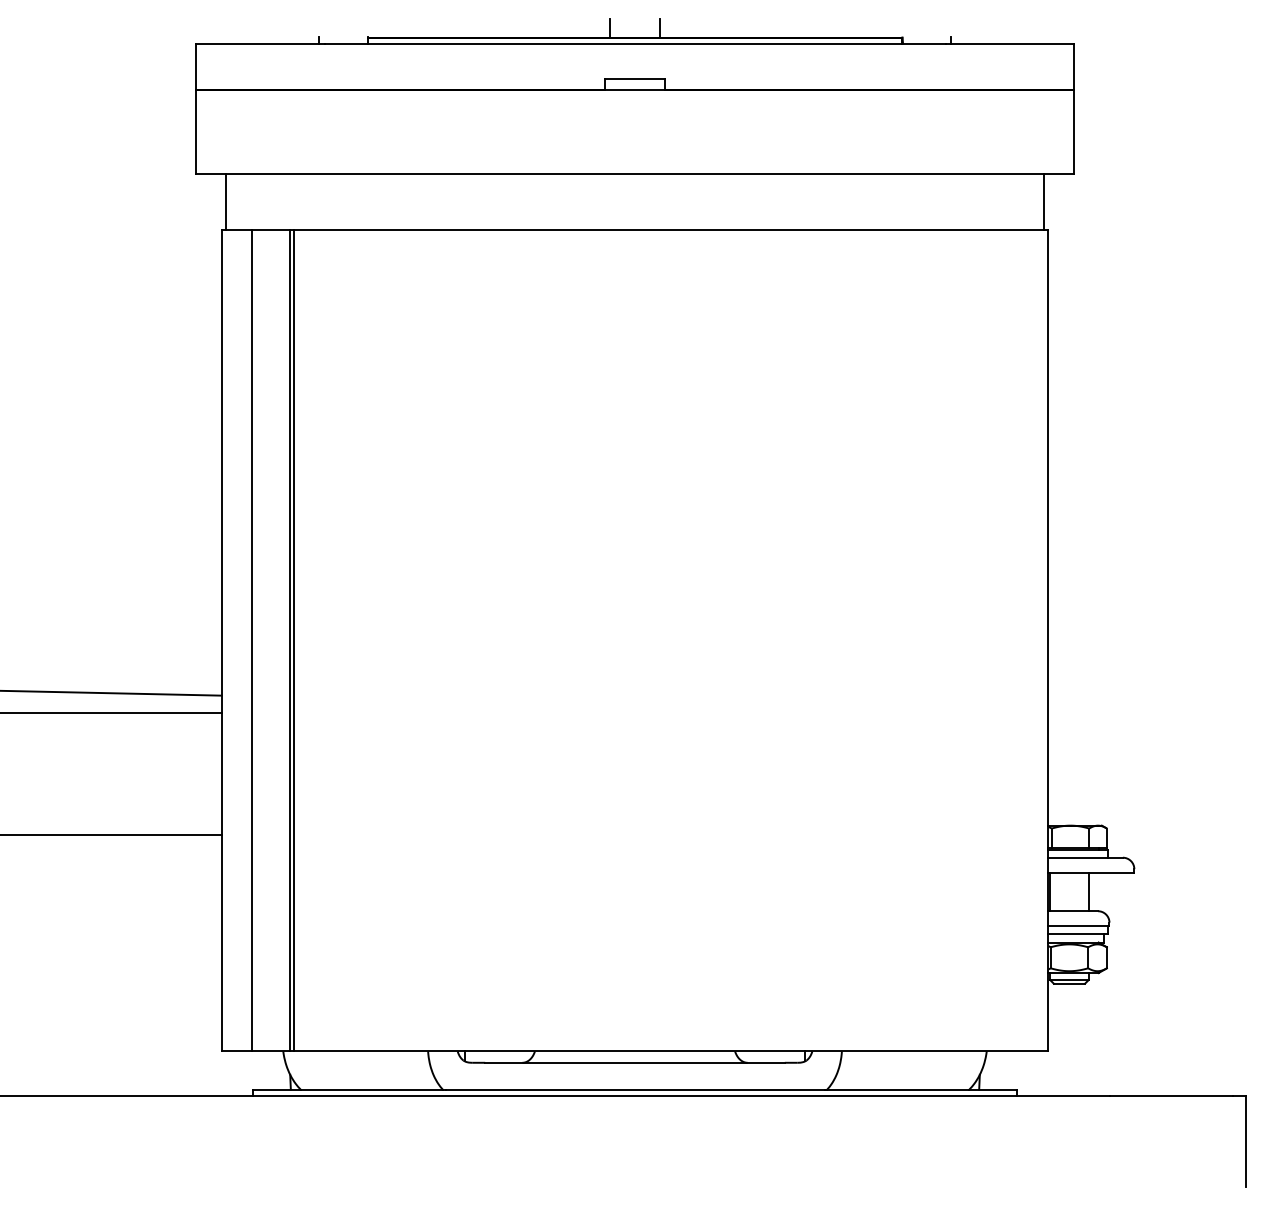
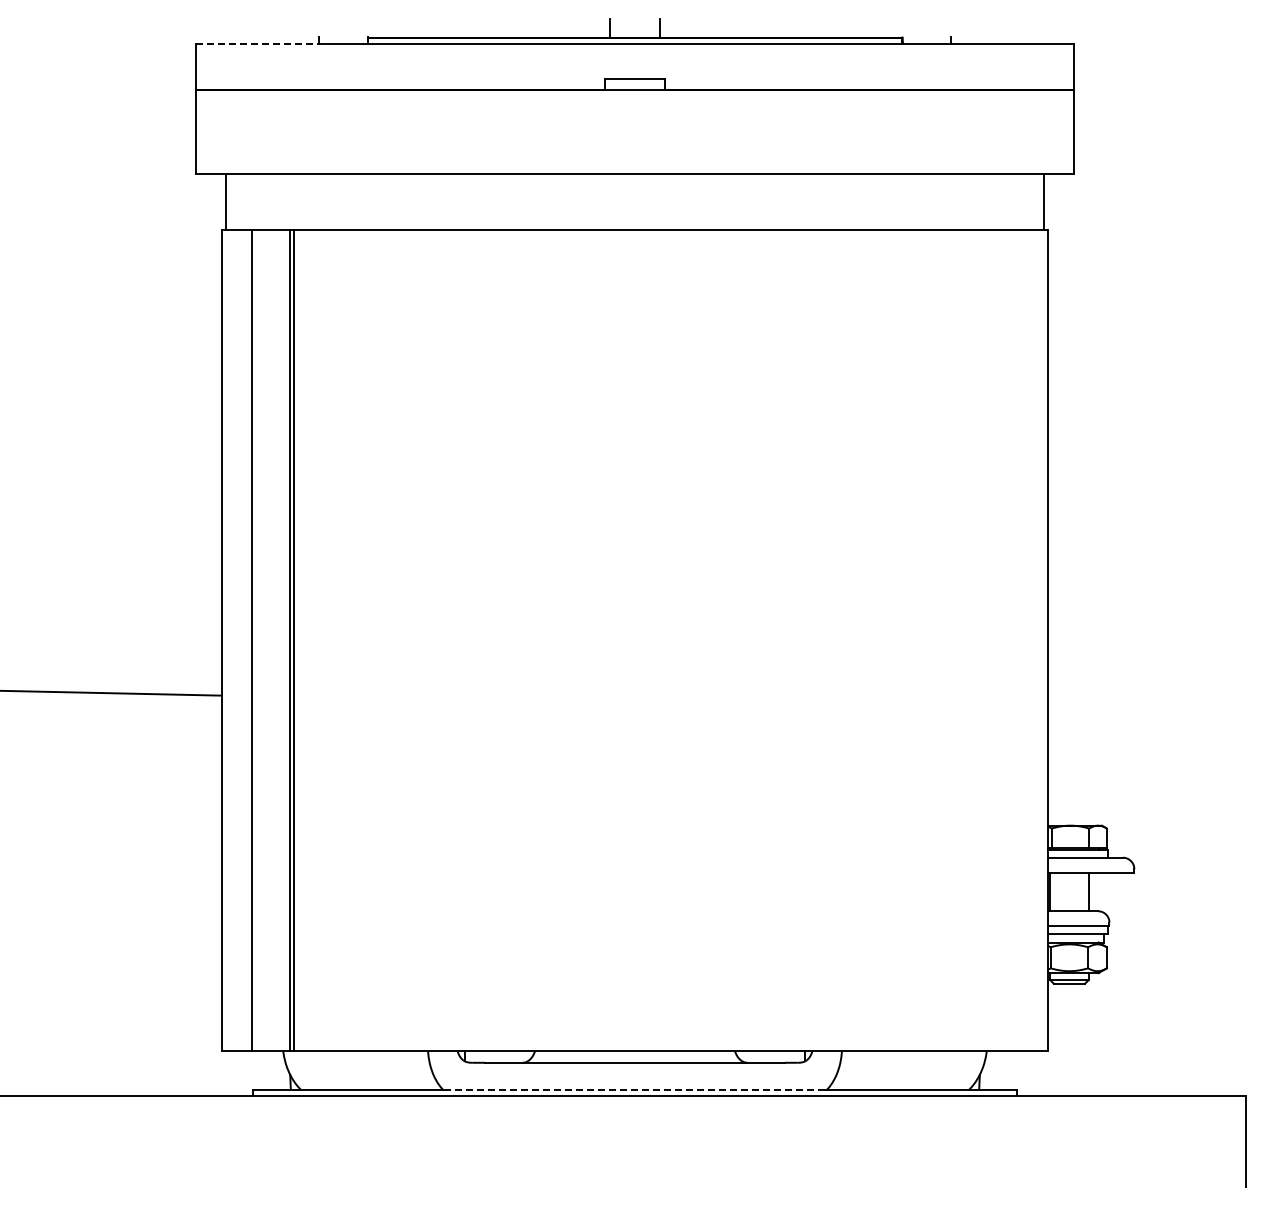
line: solid -> dashed (260, 44)
line: present -> none (111, 712)
line: present -> none (111, 834)
line: solid -> dashed (634, 1089)
